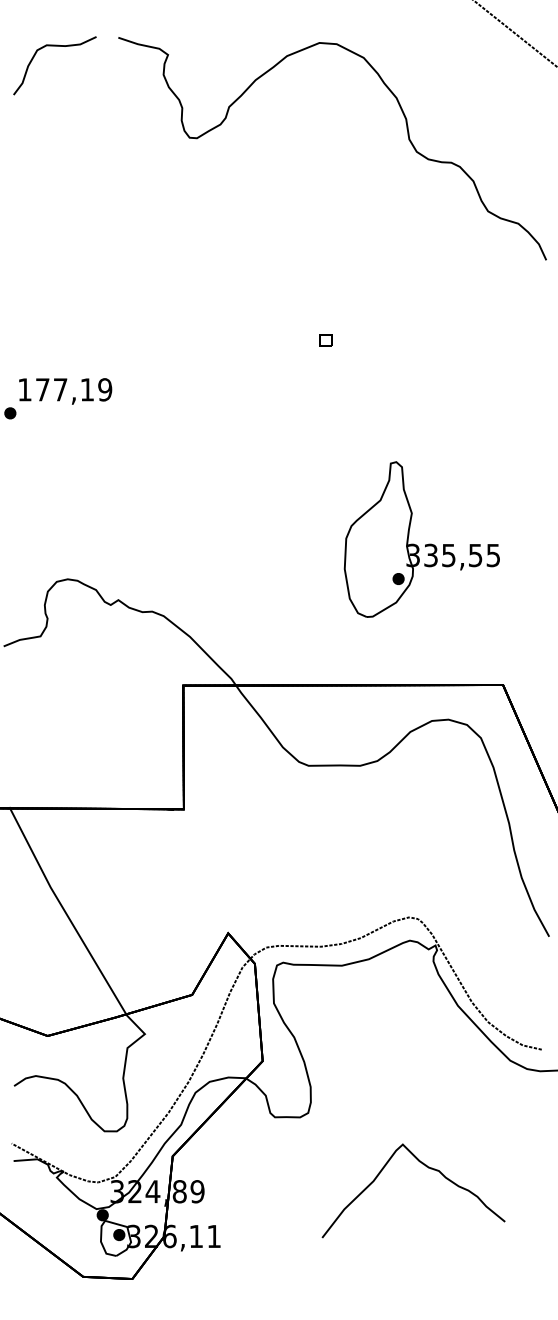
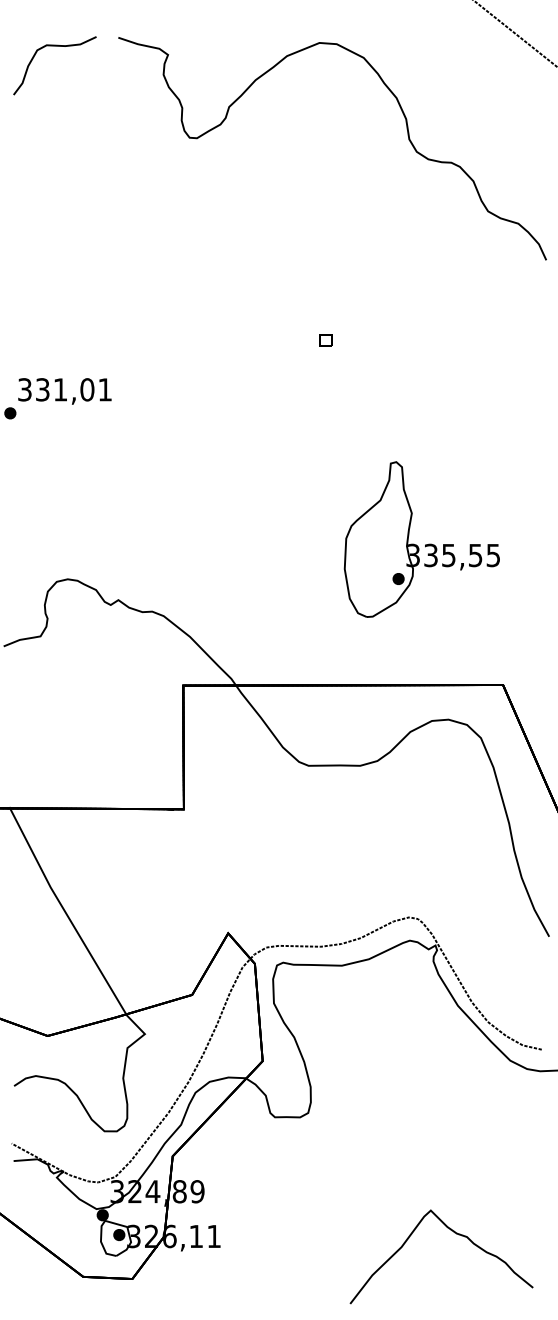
text: 177,19 -> 331,01 (65, 389)
part position: (426, 1167) -> (454, 1233) (454, 1233)
